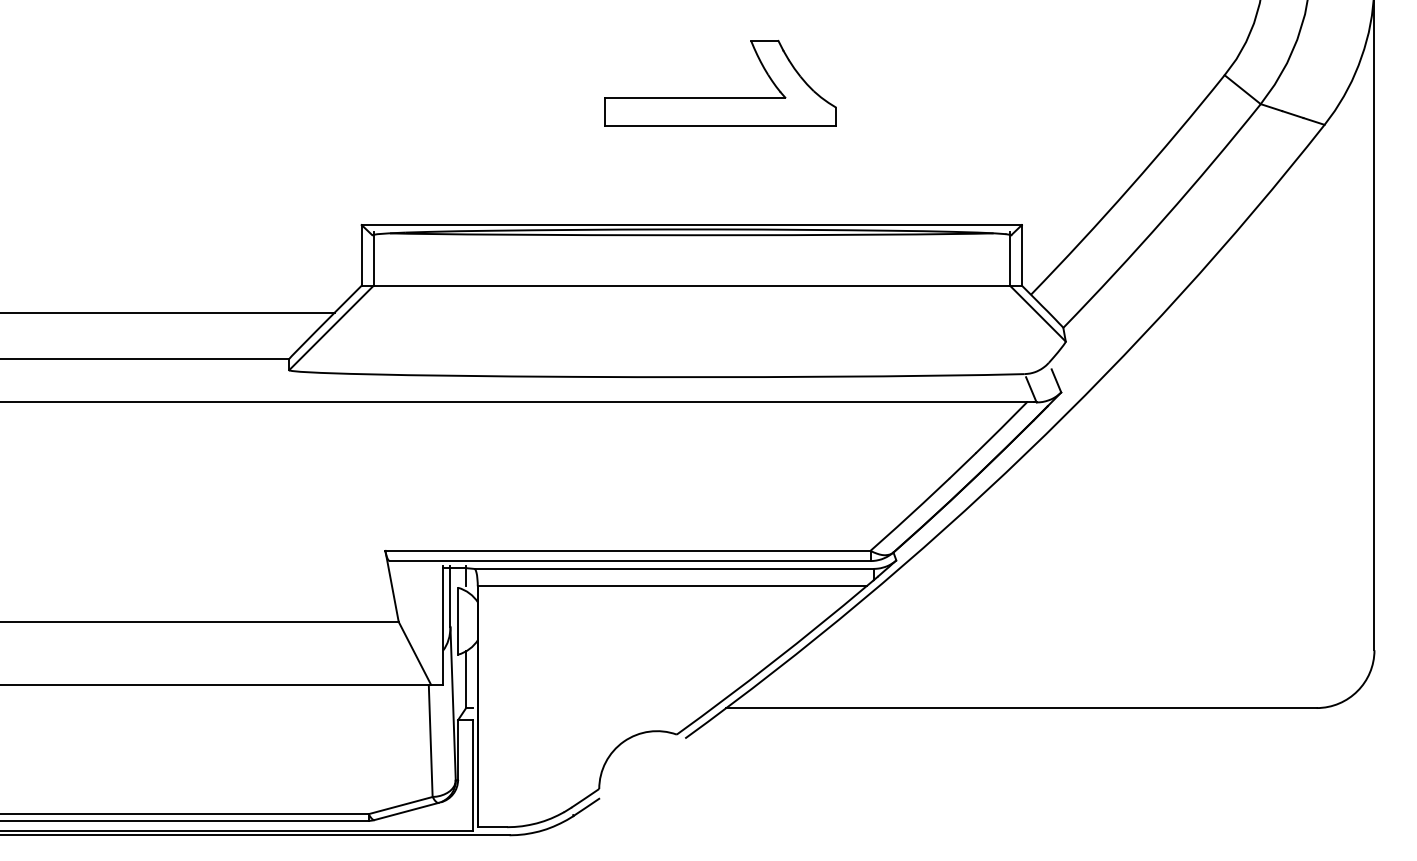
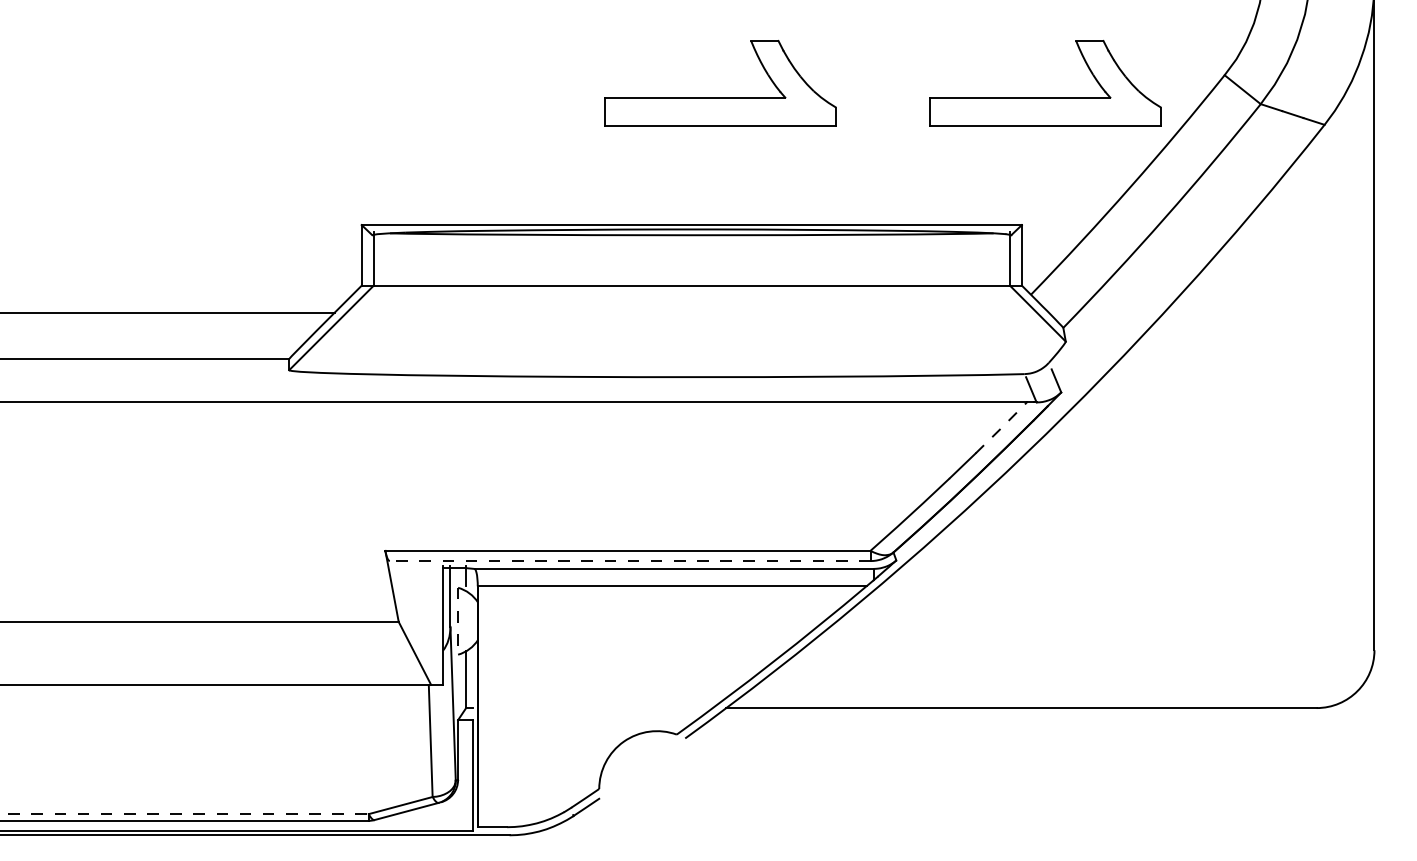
part: none -> present (1045, 97)
line: solid -> dashed (1001, 428)
line: solid -> dashed (629, 561)
line: solid -> dashed (458, 621)
line: solid -> dashed (184, 814)
